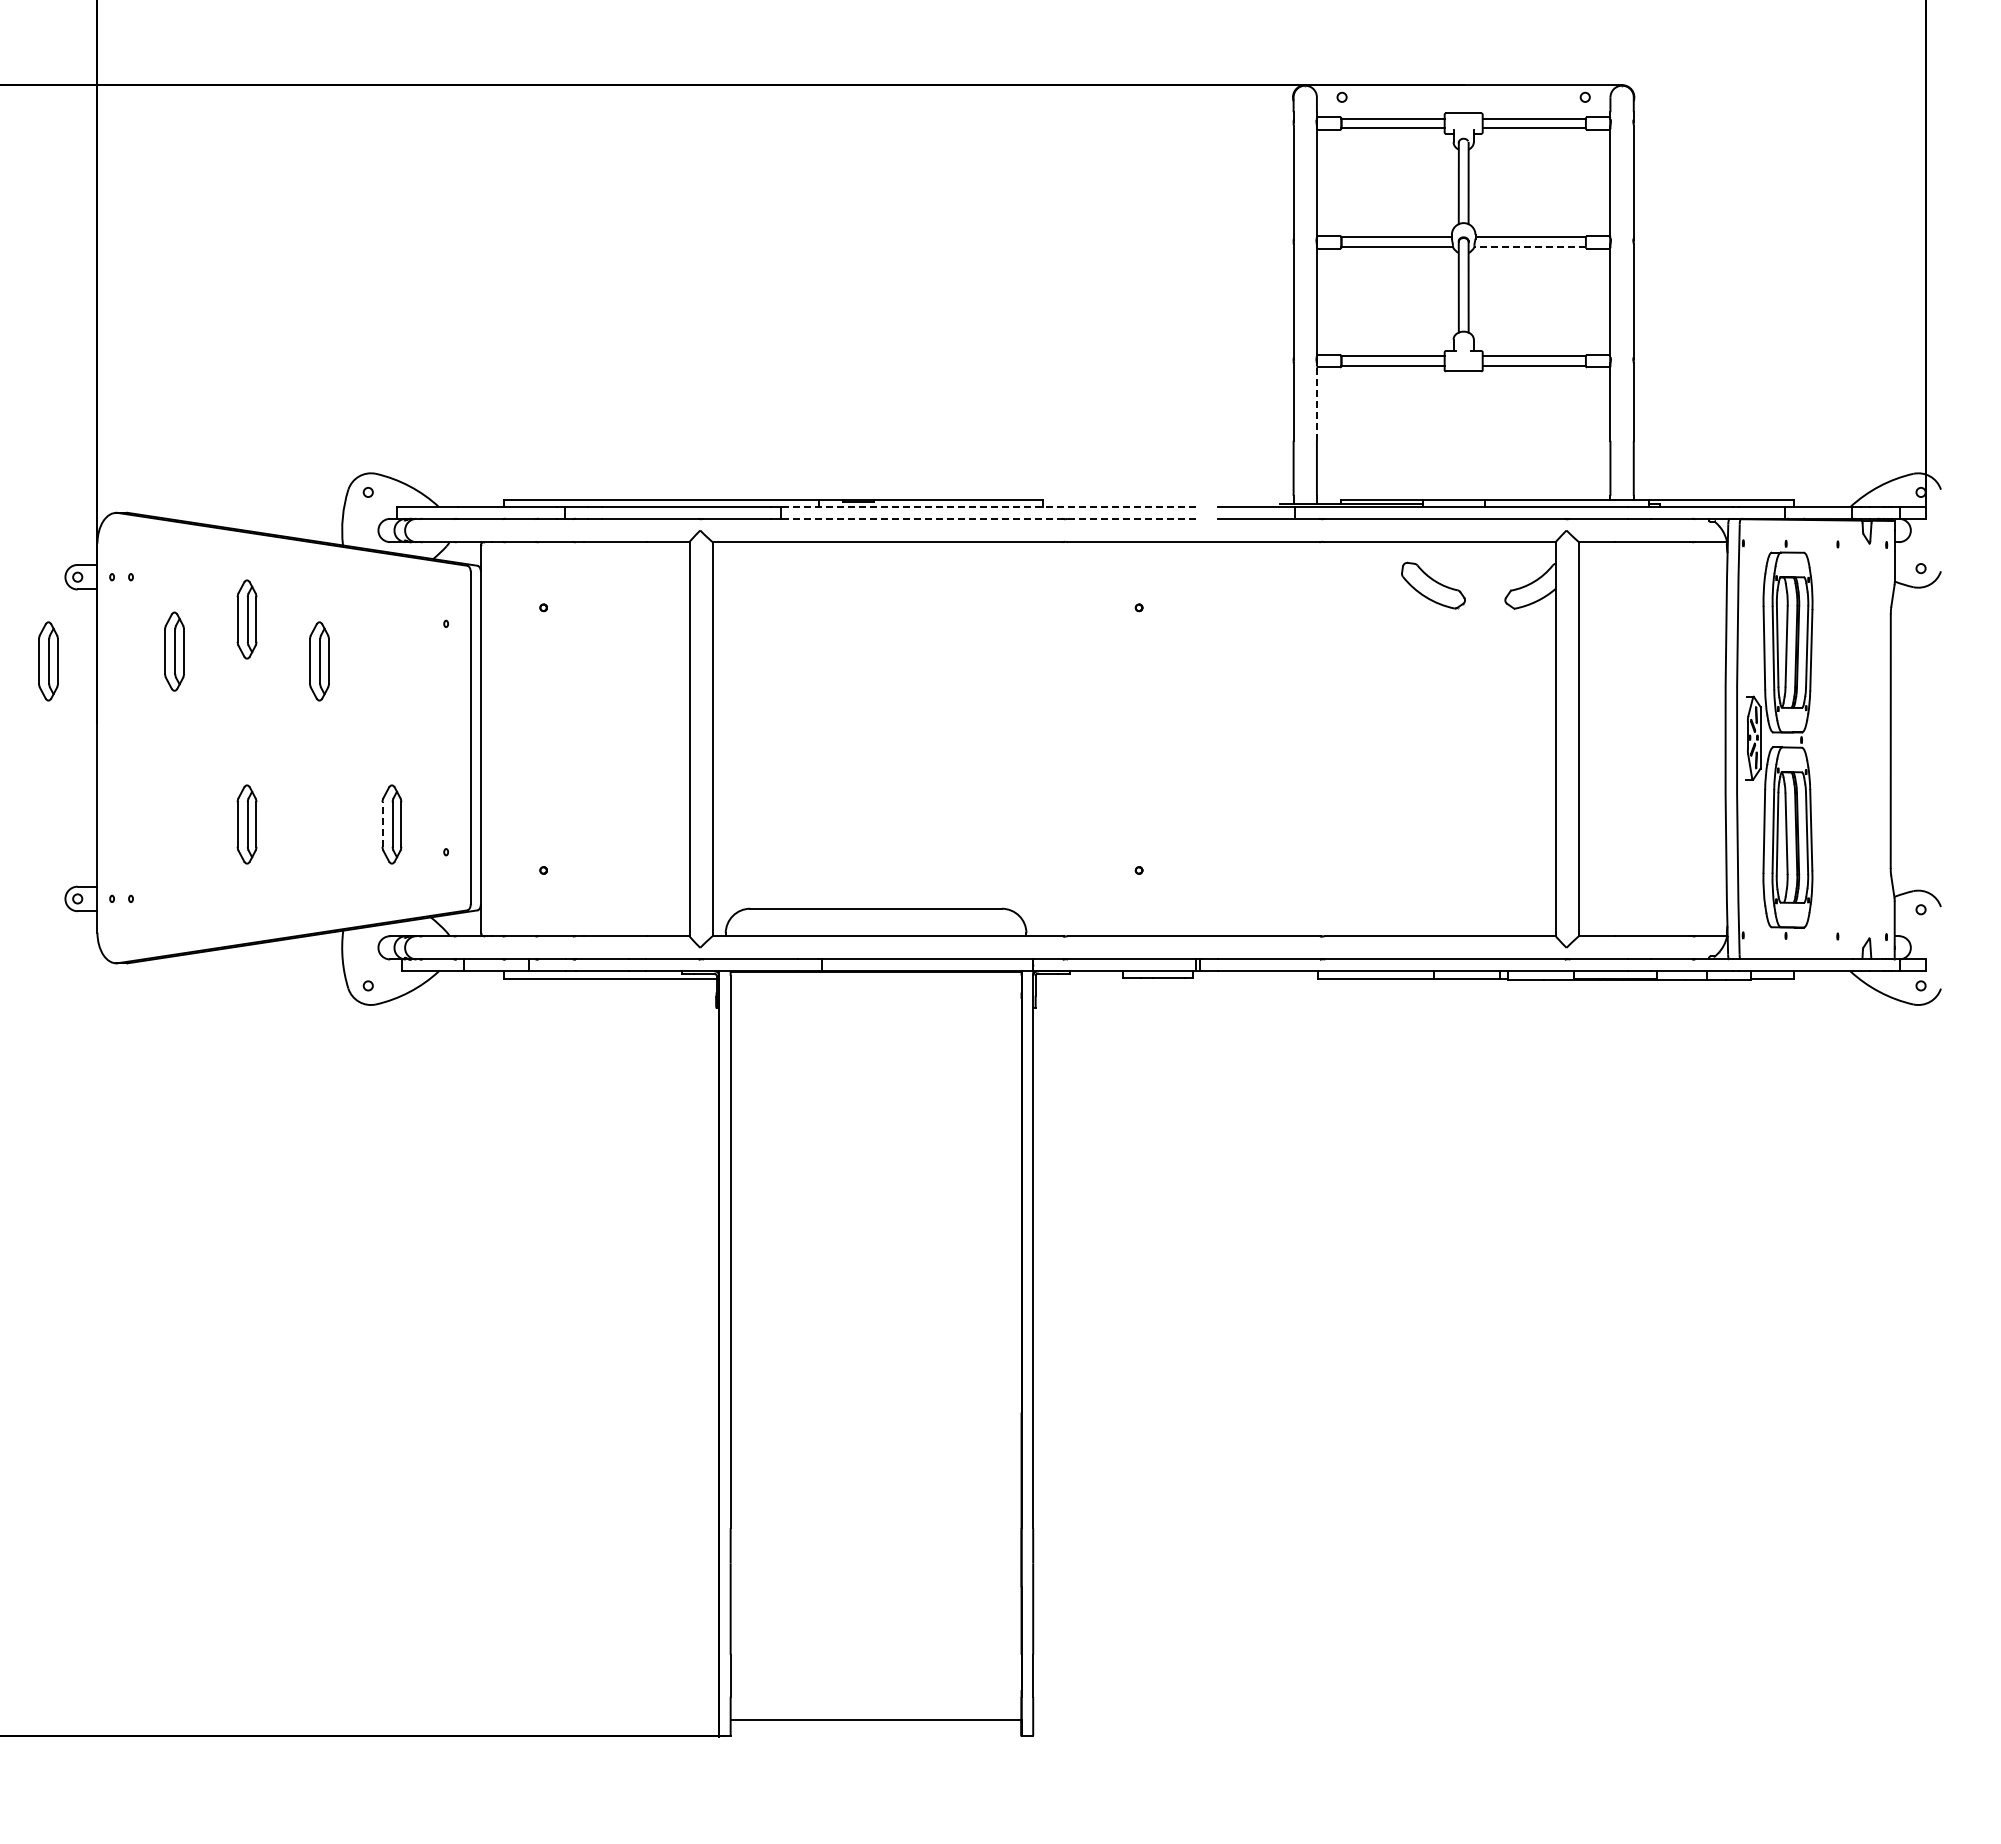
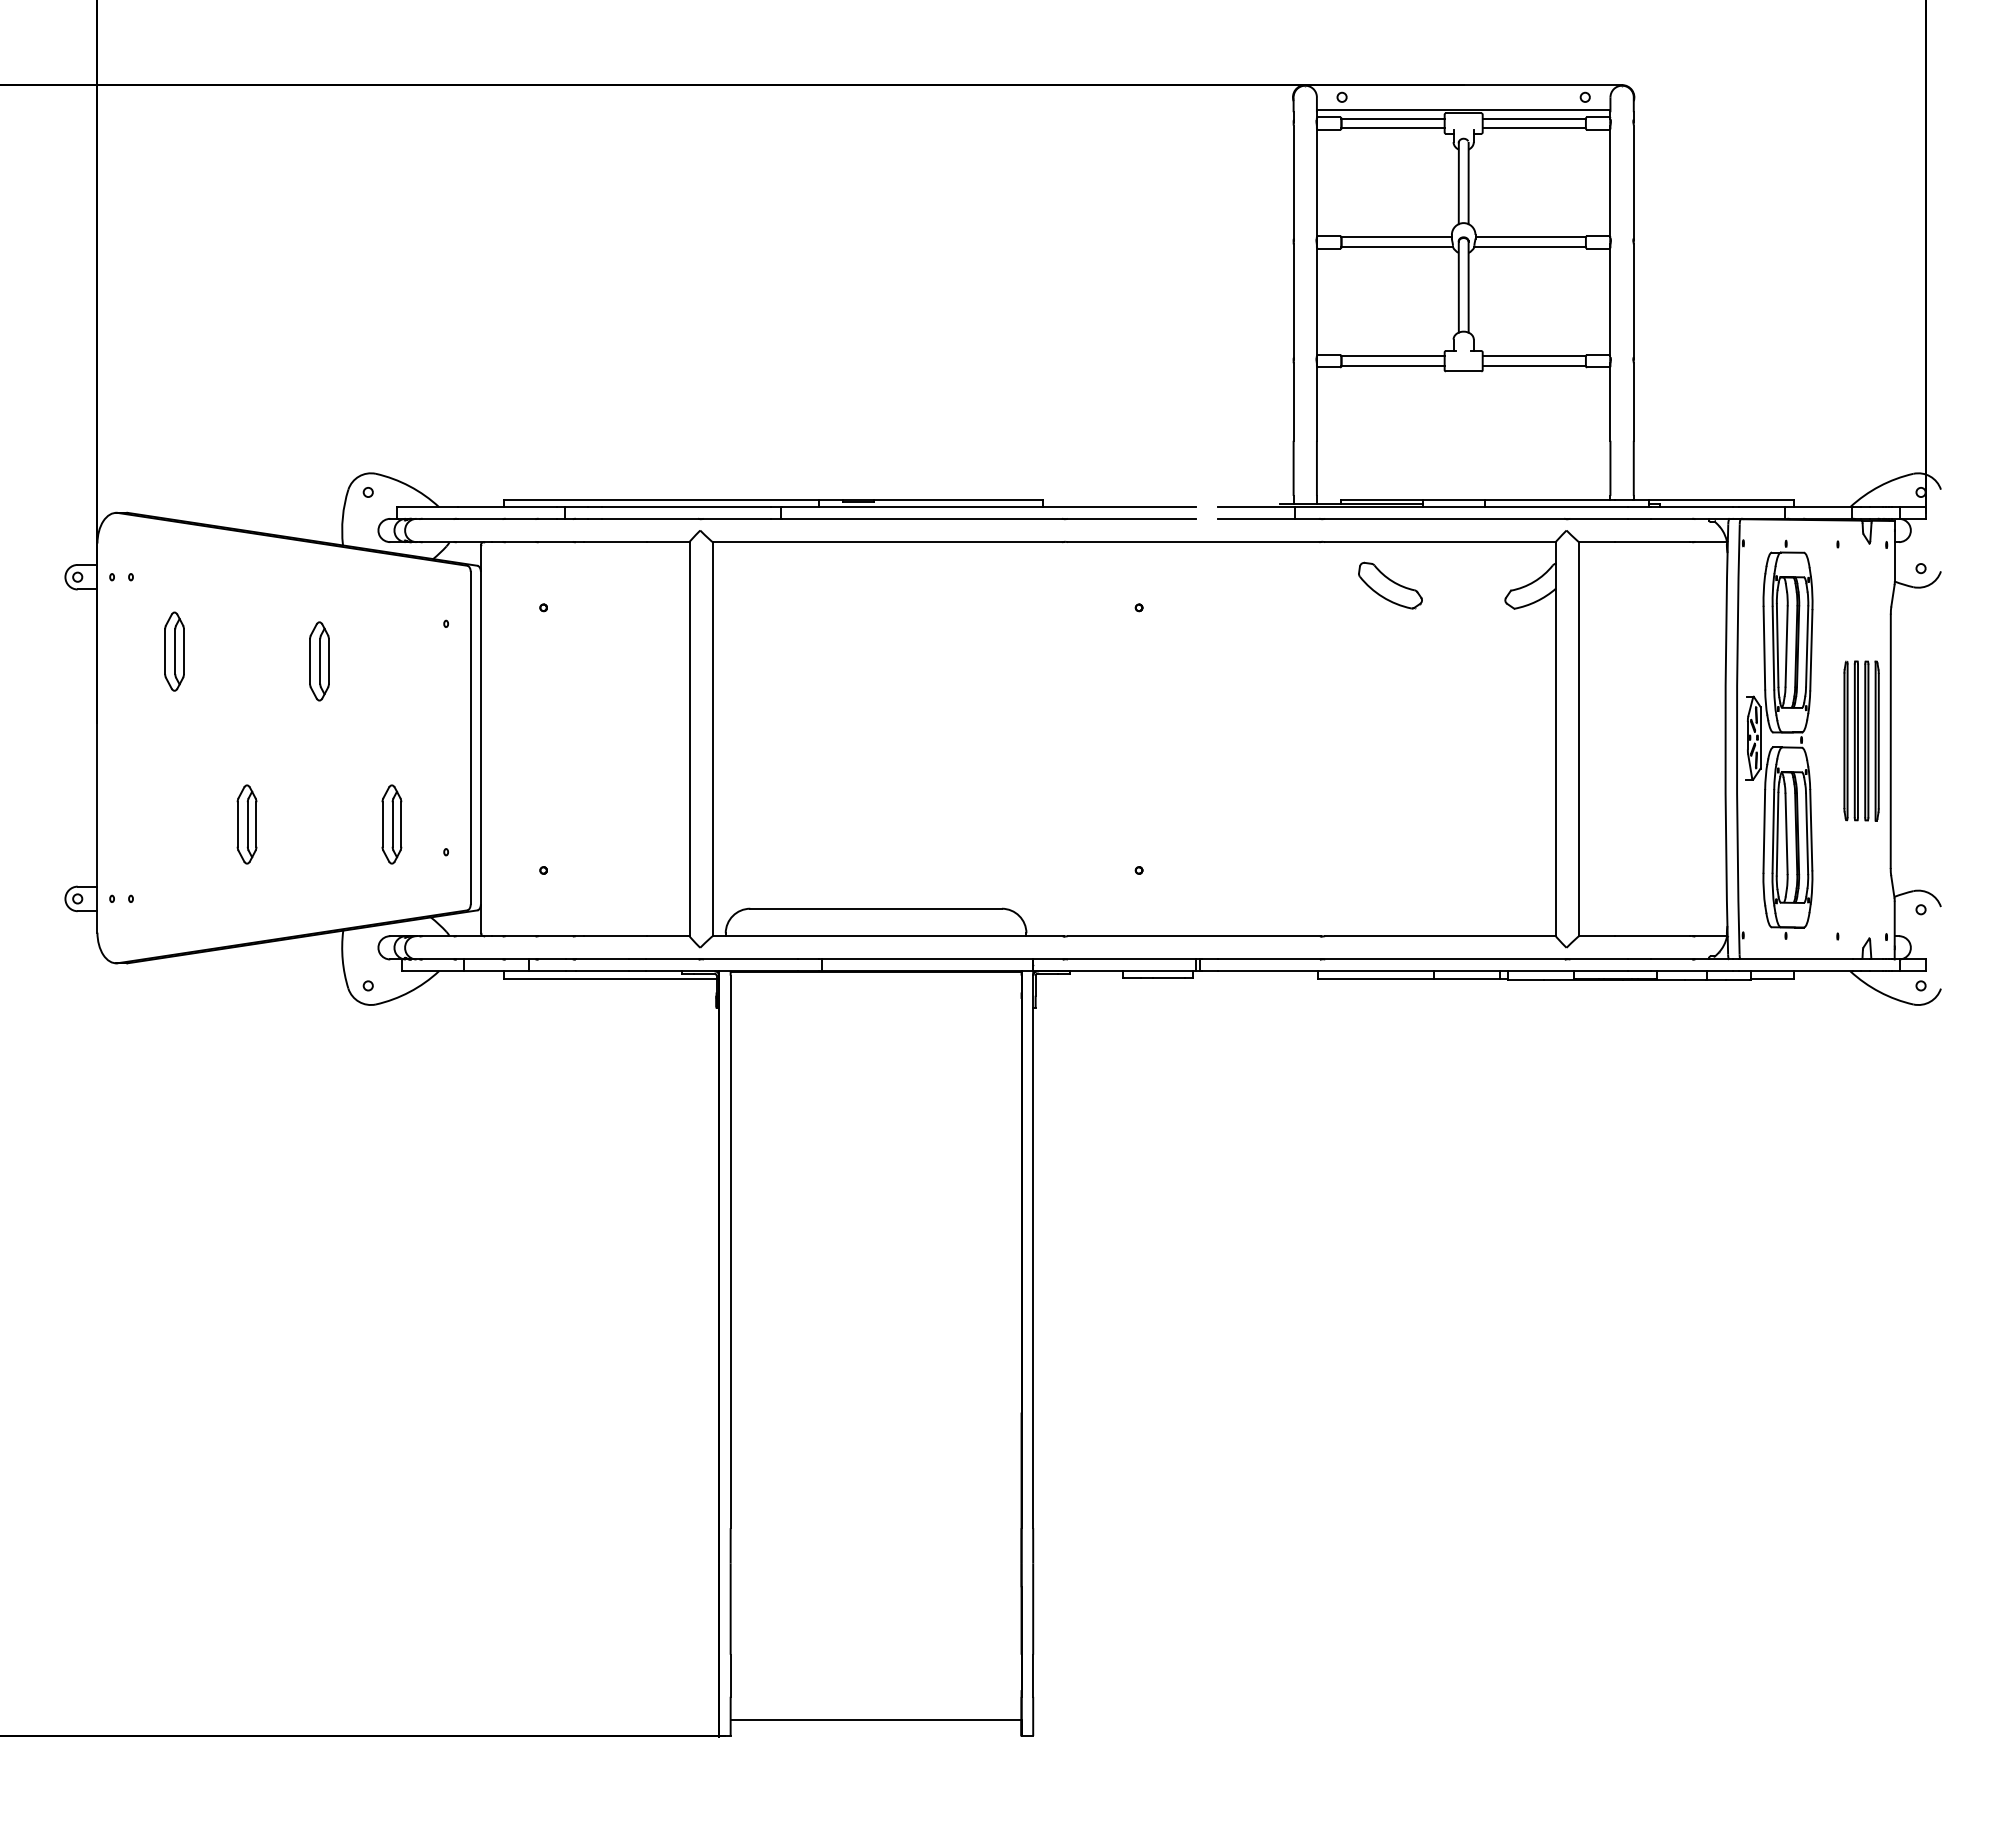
line: none -> present (1463, 109)
line: dashed -> solid (1530, 247)
line: dashed -> solid (1316, 402)
line: dashed -> solid (988, 507)
line: dashed -> solid (988, 518)
part position: (1433, 585) -> (1390, 585) (1390, 585)
part: present -> none (246, 619)
part: present -> none (48, 661)
part: none -> present (1861, 740)
line: dashed -> solid (382, 824)
